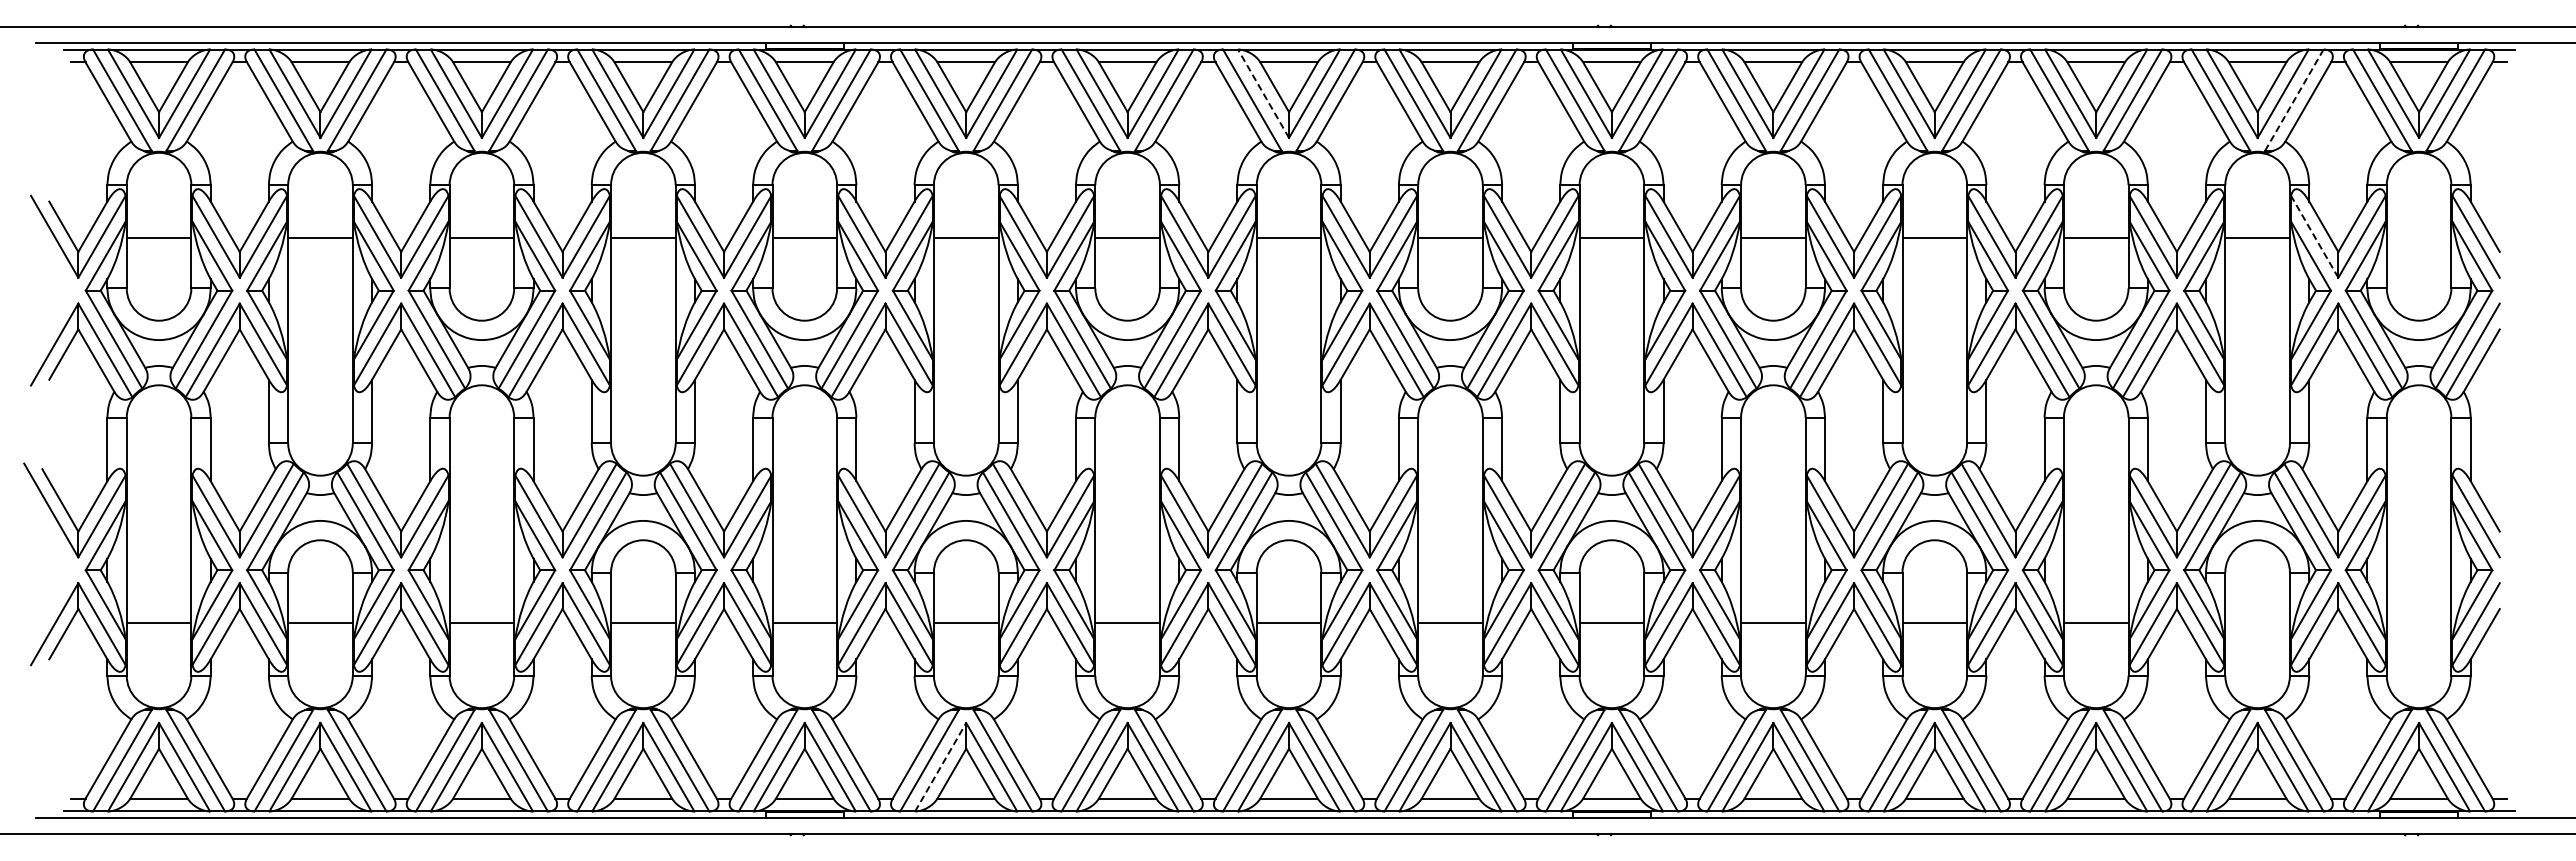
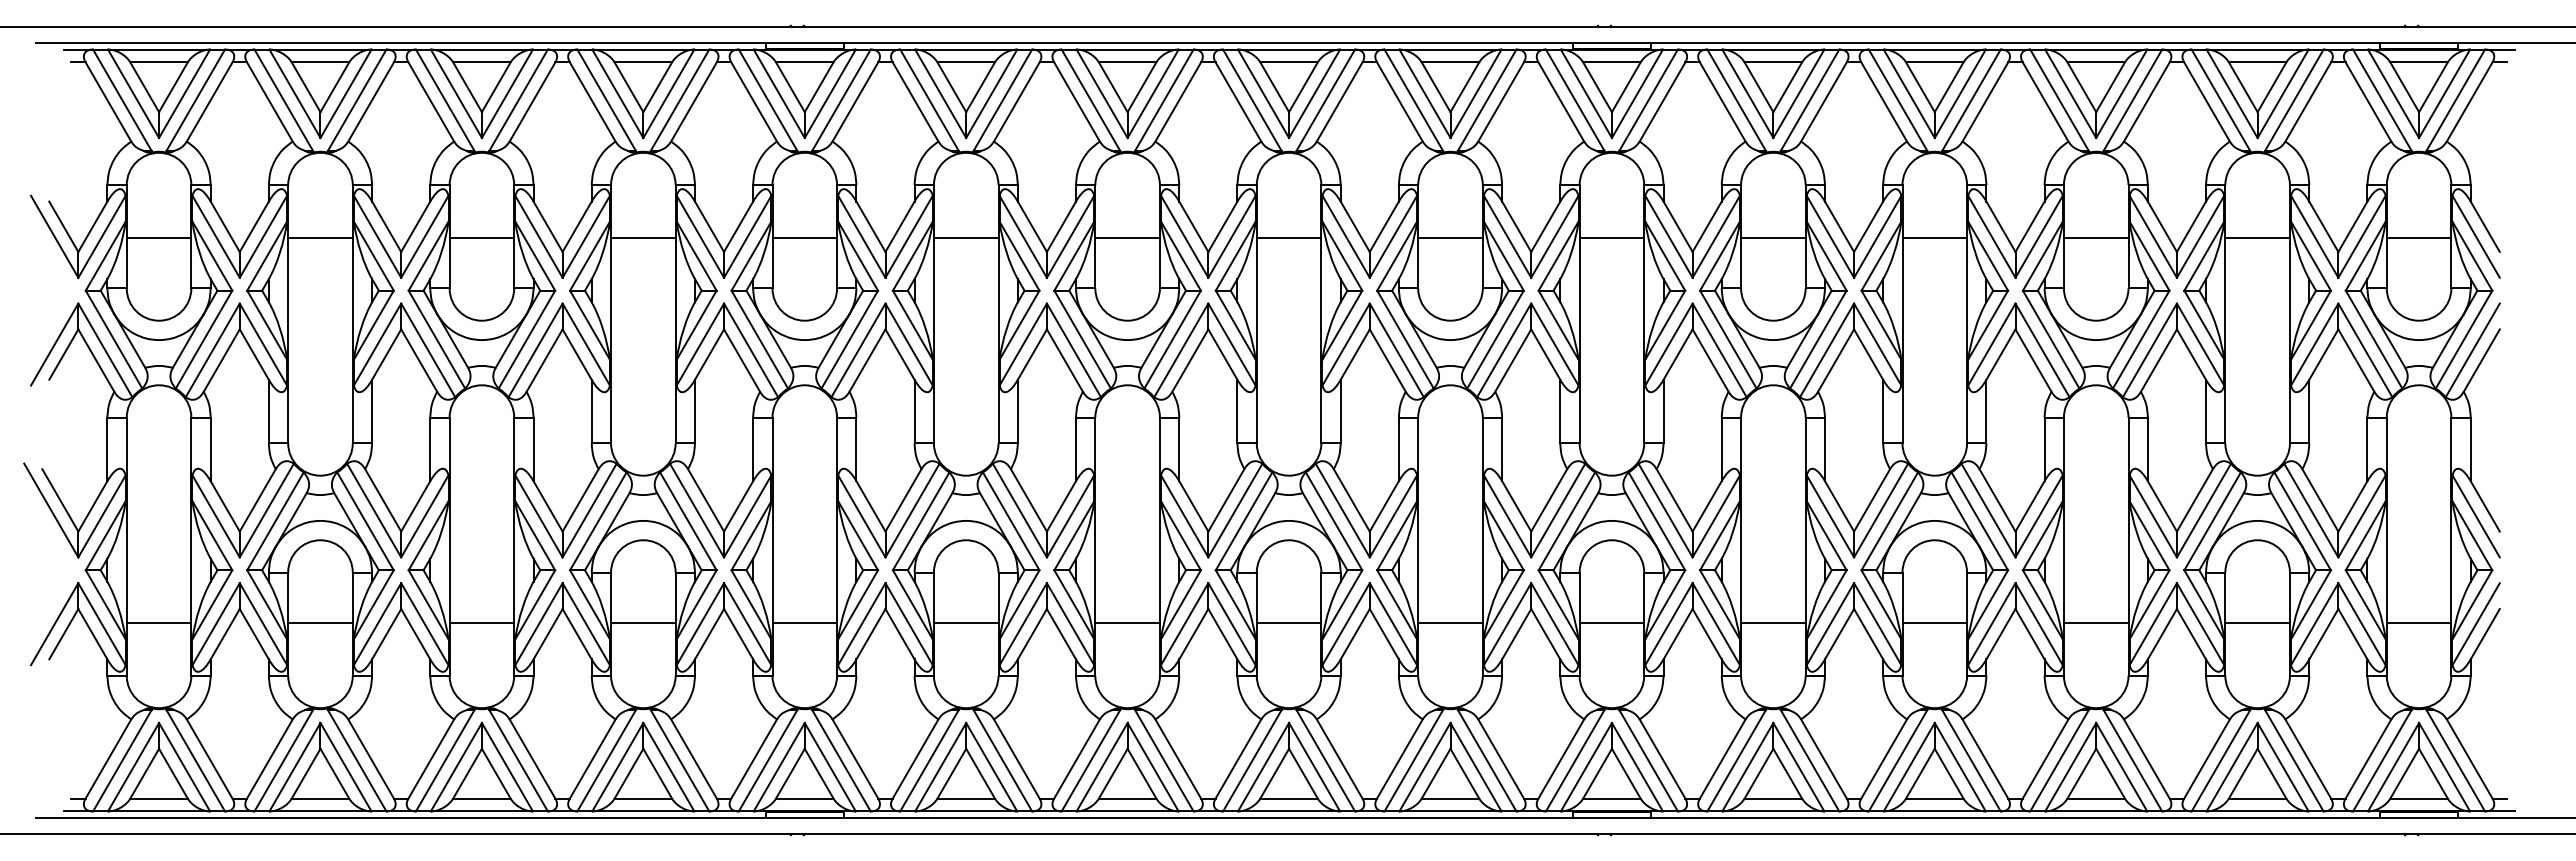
line: dashed -> solid (1263, 93)
line: dashed -> solid (2294, 100)
line: dashed -> solid (2314, 236)
line: none -> present (2418, 238)
line: none -> present (2257, 622)
line: none -> present (2418, 622)
line: dashed -> solid (940, 766)
